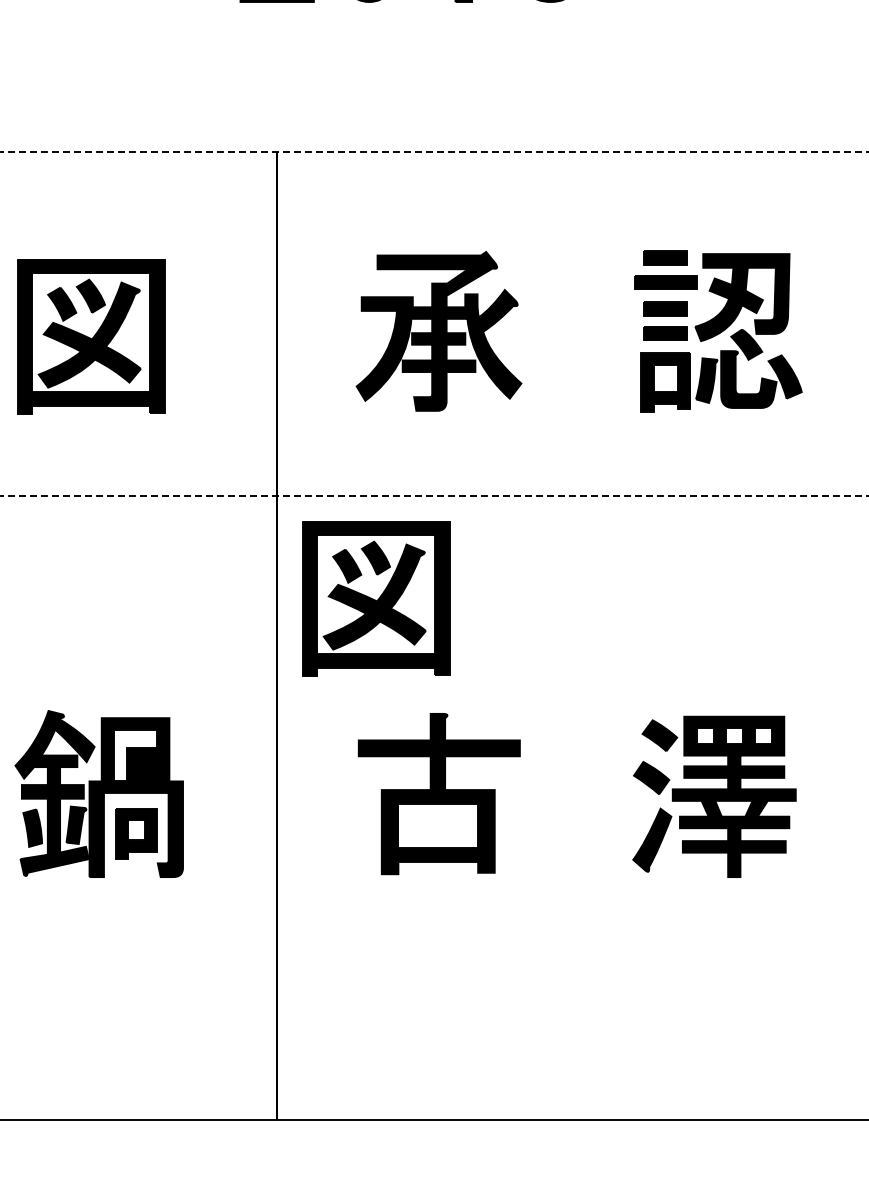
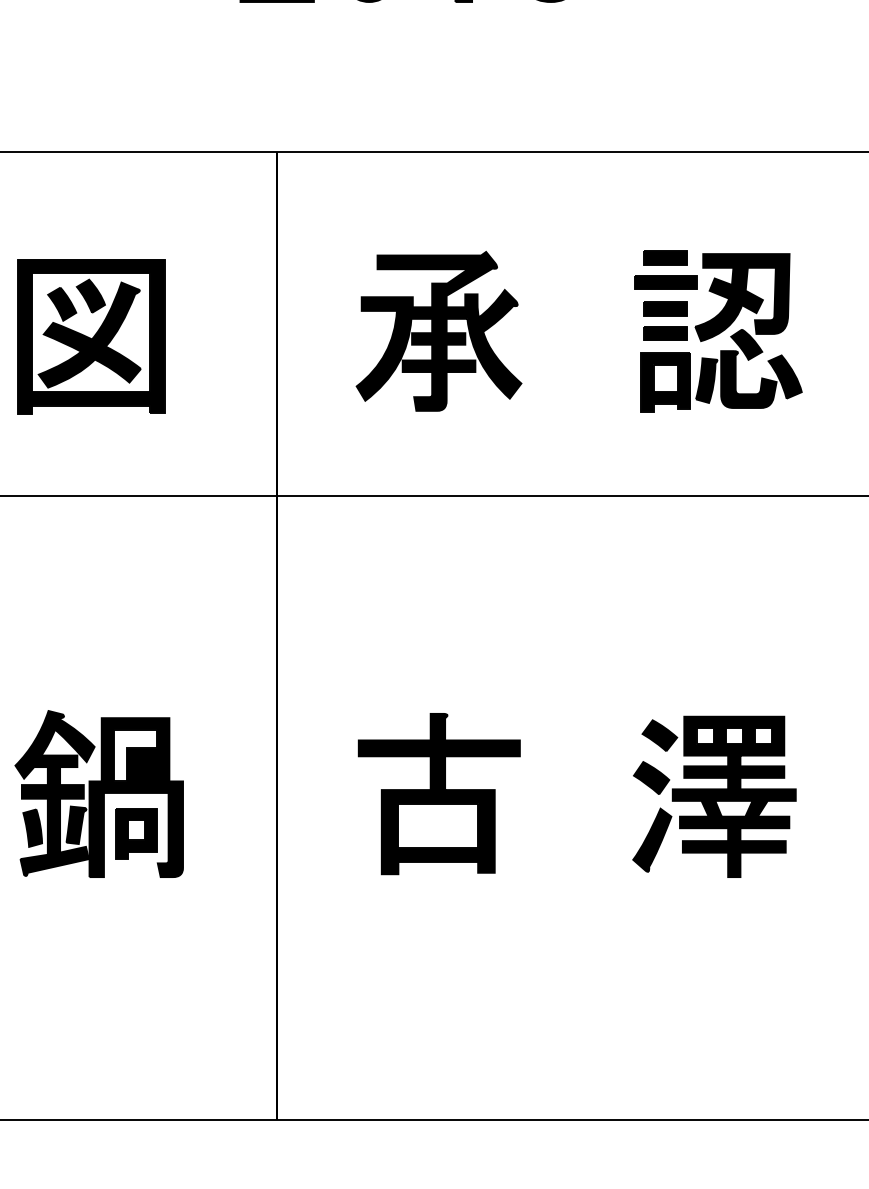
line: dashed -> solid (434, 151)
line: dashed -> solid (434, 495)
part: present -> none (376, 598)
